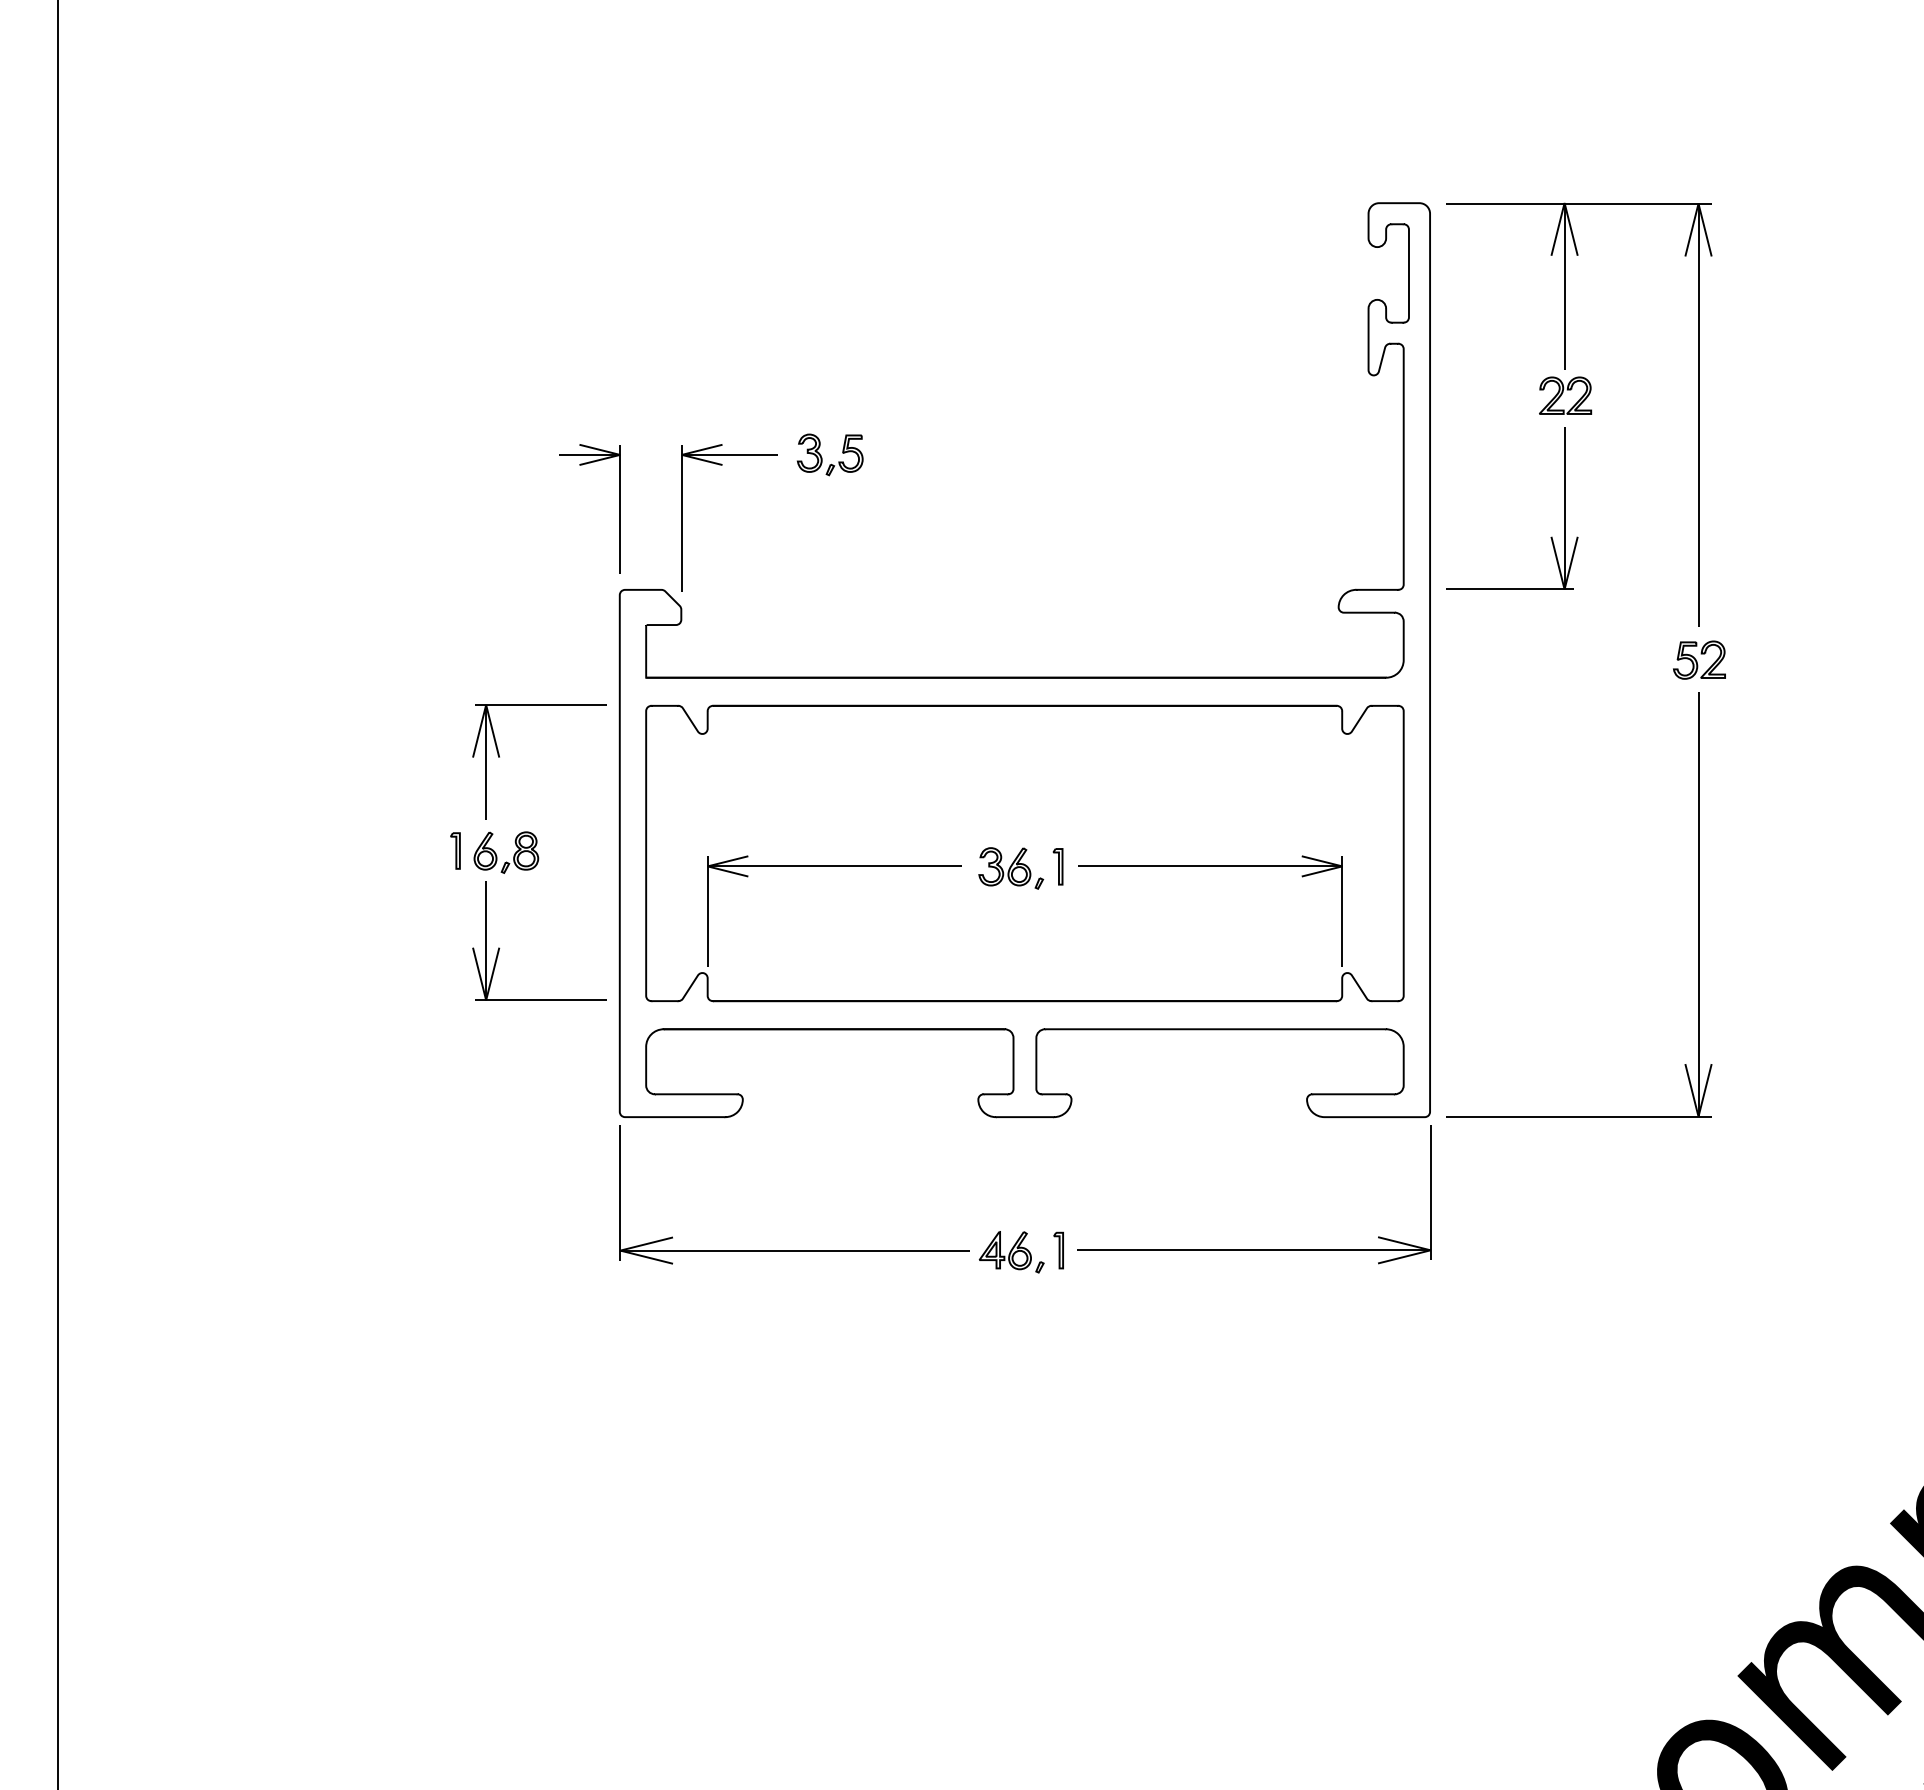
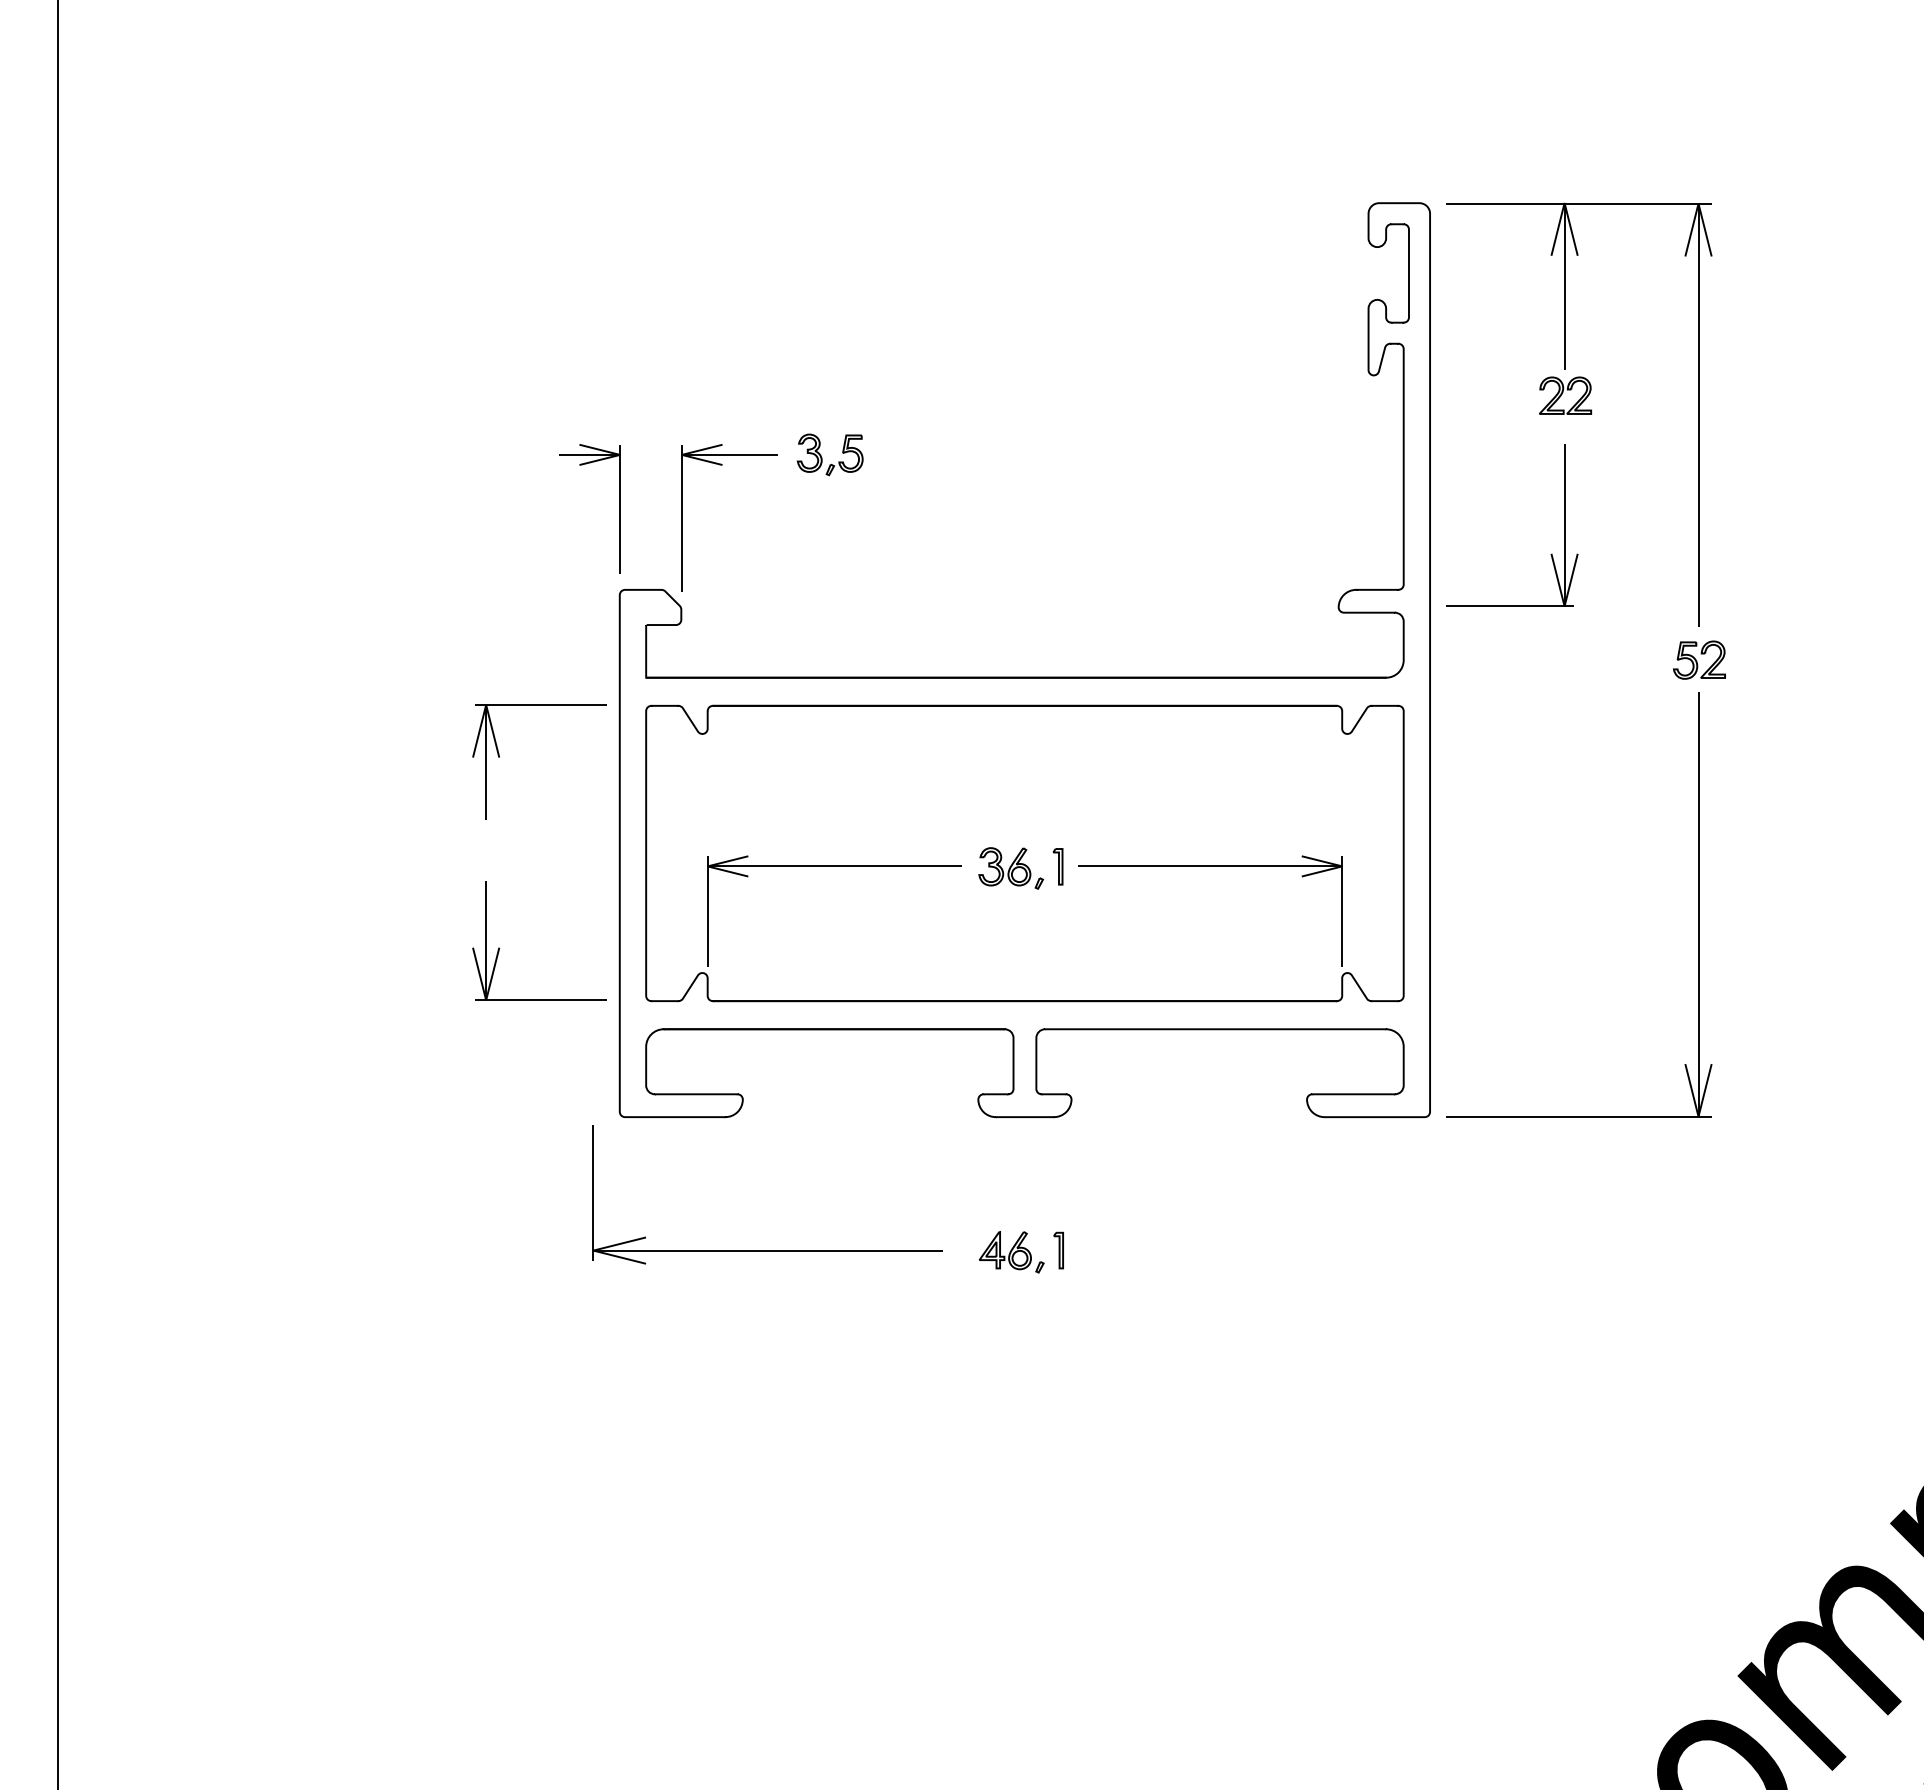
part position: (1550, 537) -> (1550, 554) (1550, 554)
part: present -> none (455, 850)
part: present -> none (513, 855)
part: present -> none (1254, 1249)
part position: (794, 1250) -> (767, 1250) (767, 1250)
